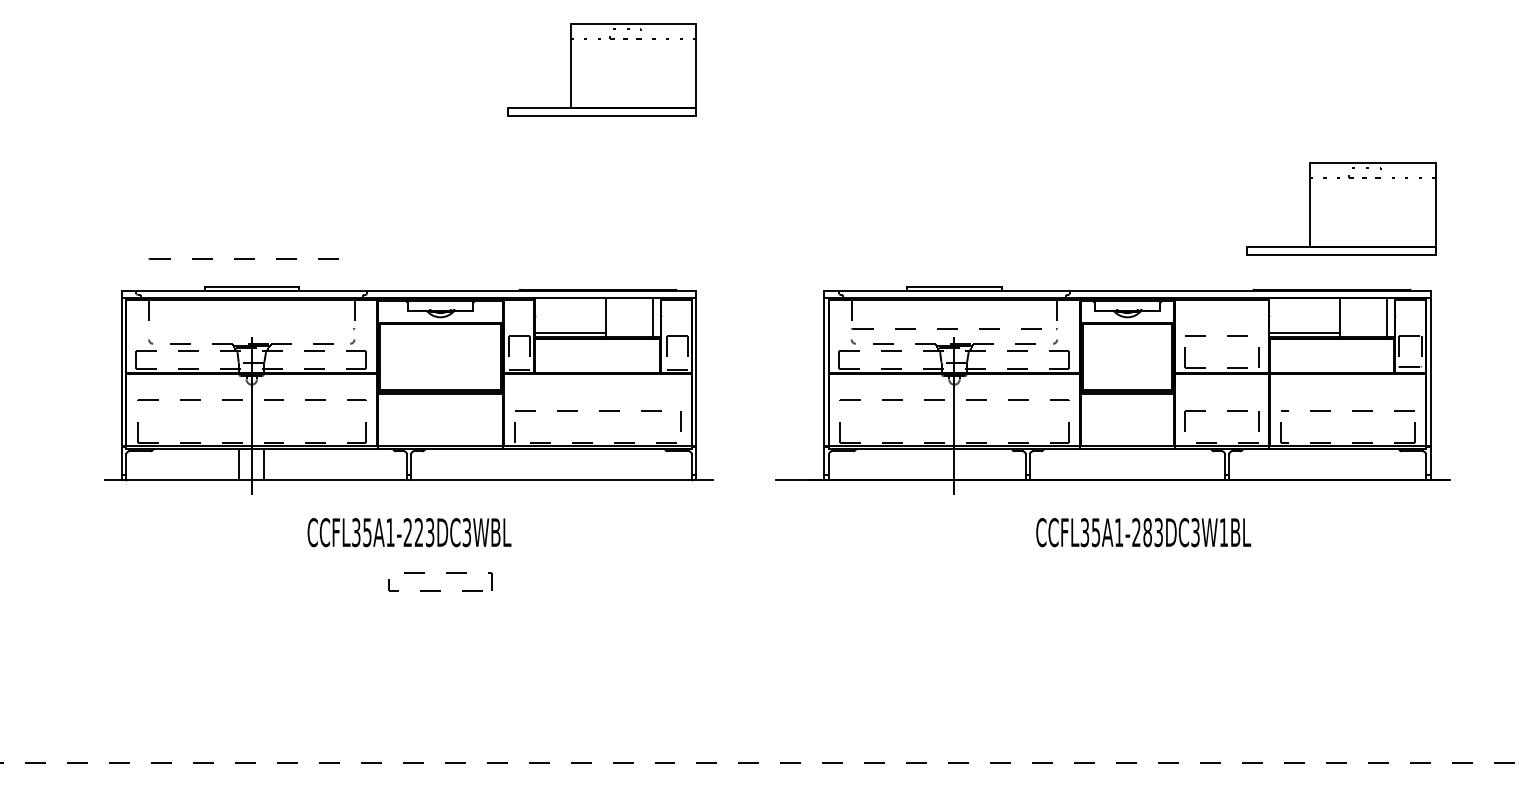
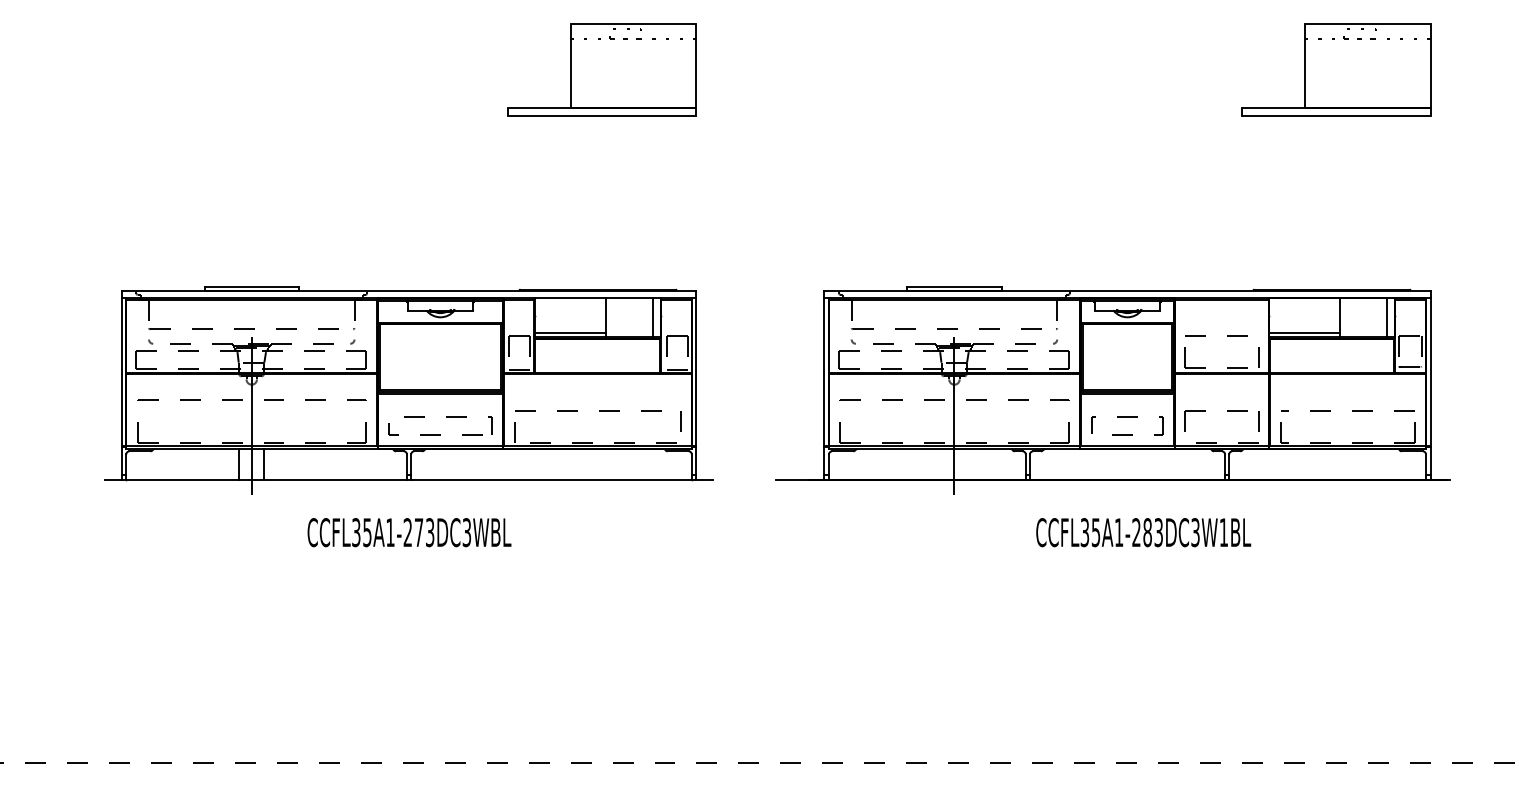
part position: (1341, 208) -> (1336, 69) (1336, 69)
part position: (243, 259) -> (243, 329) (243, 329)
part: none -> present (1127, 417)
text: CCFL35A1-223DC3WBL -> CCFL35A1-273DC3WBL (418, 532)
part position: (440, 590) -> (440, 434) (440, 434)
